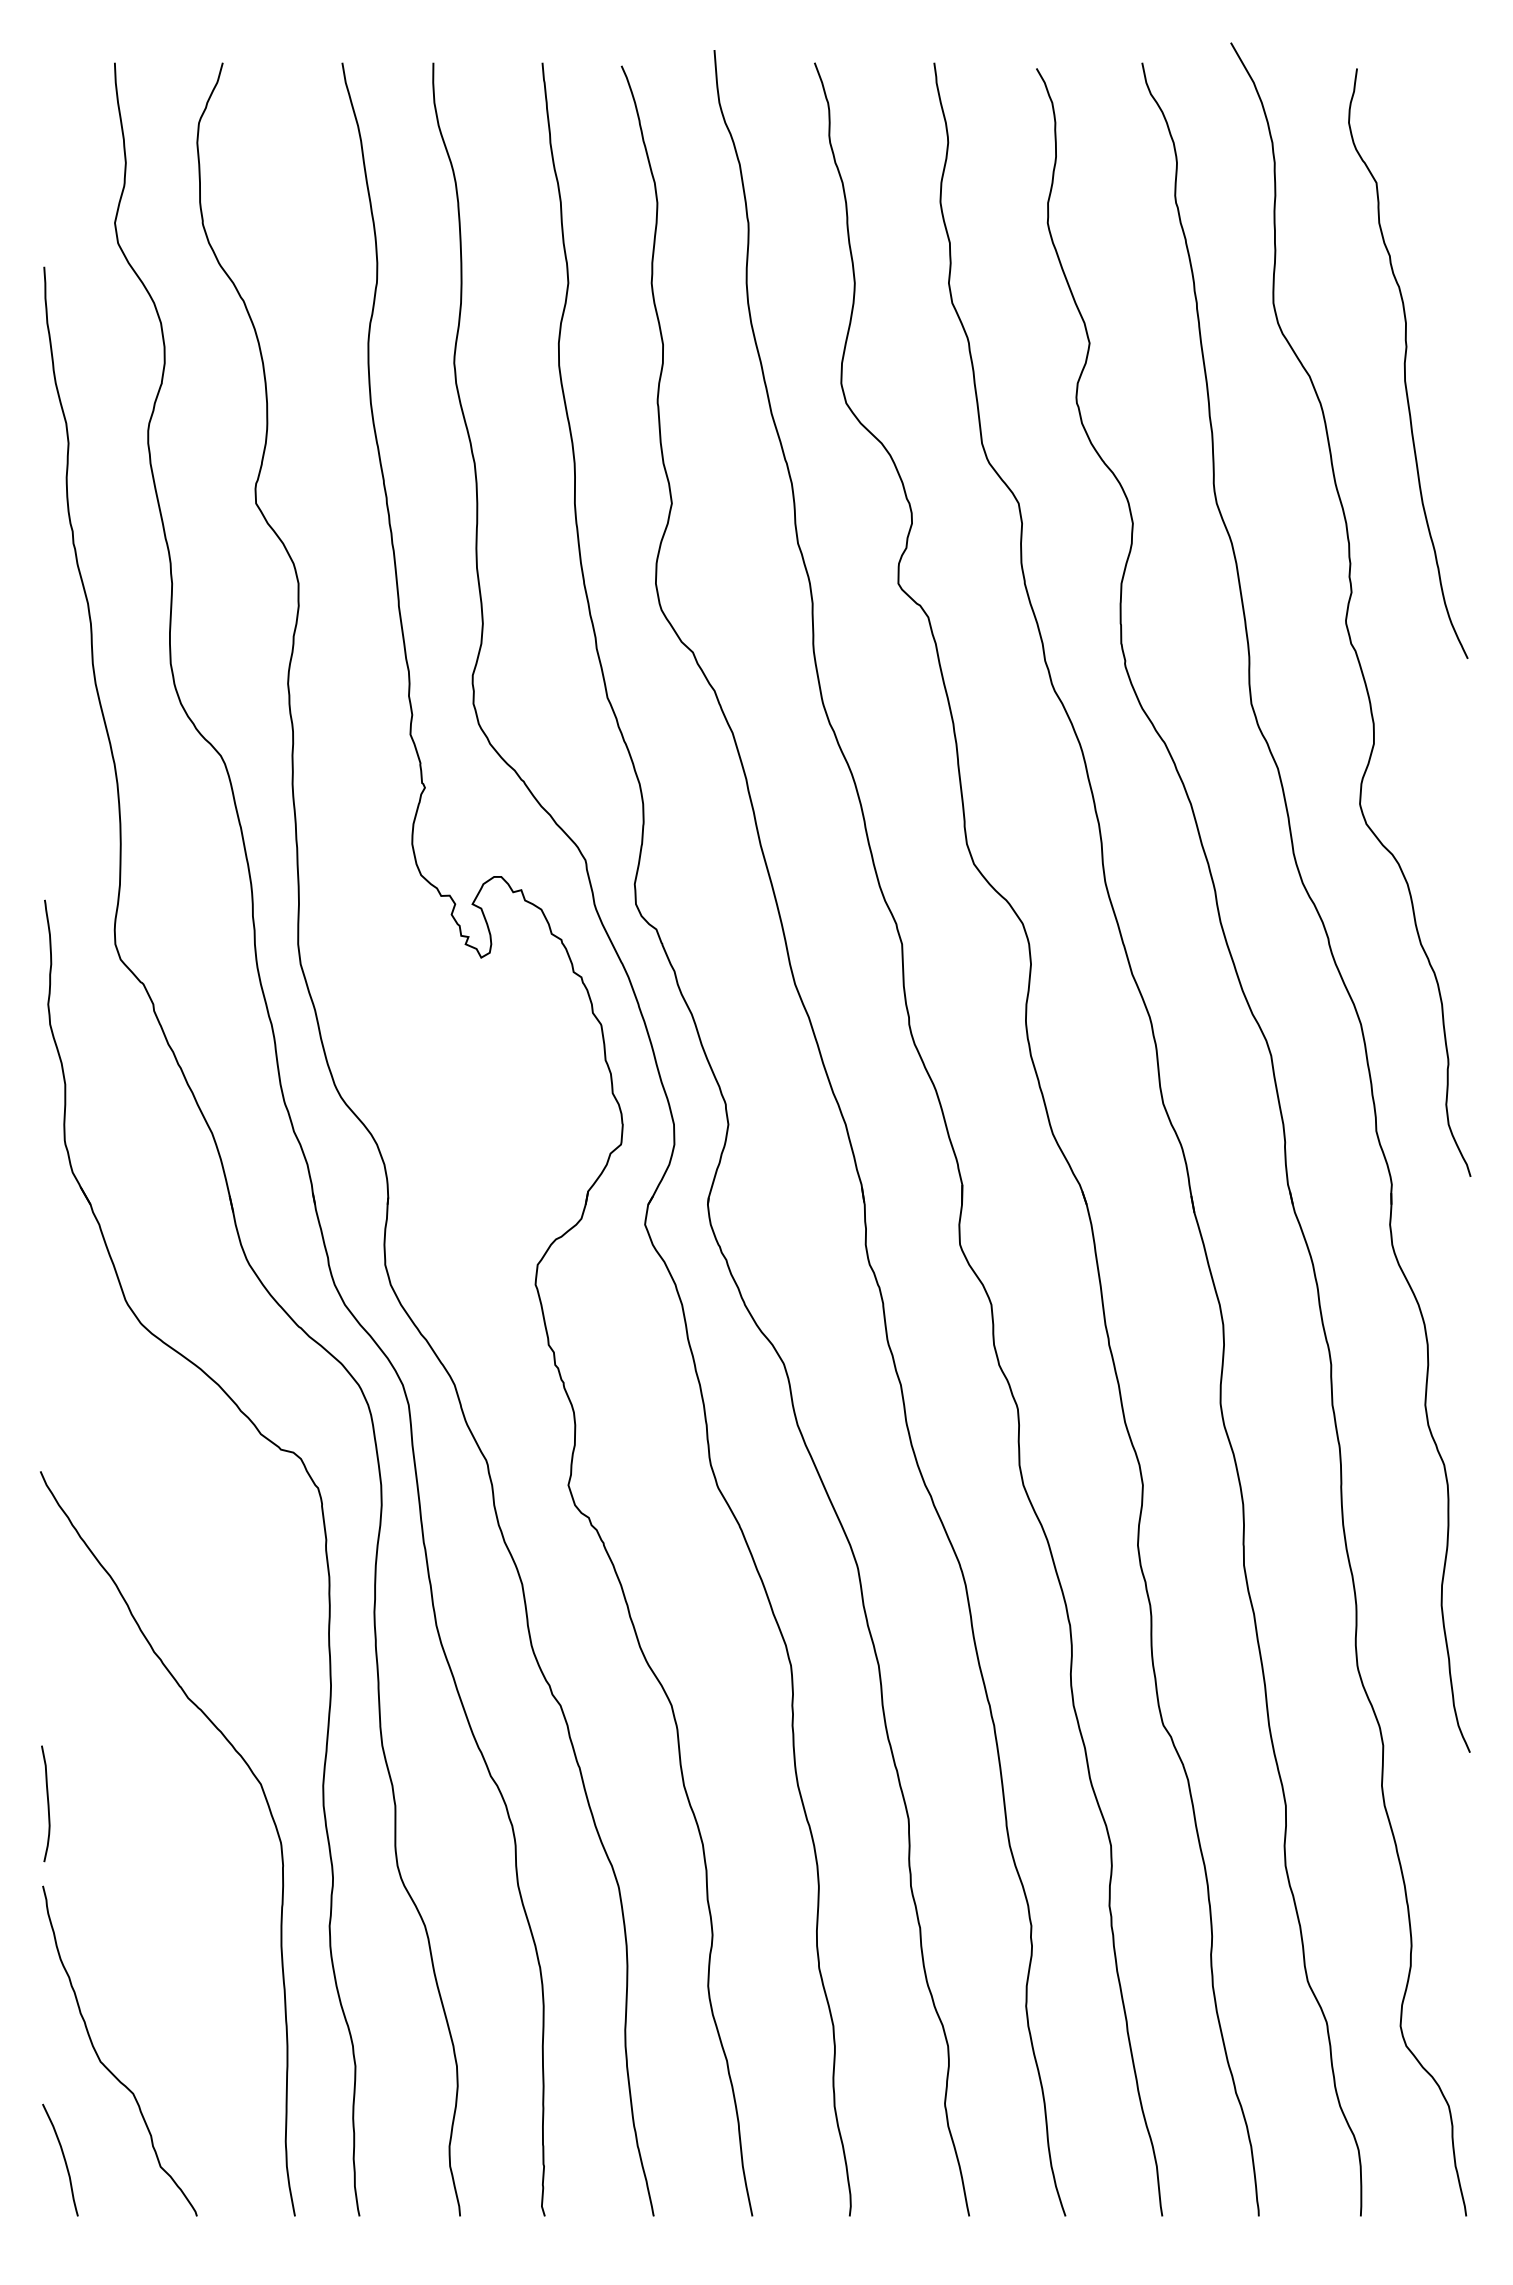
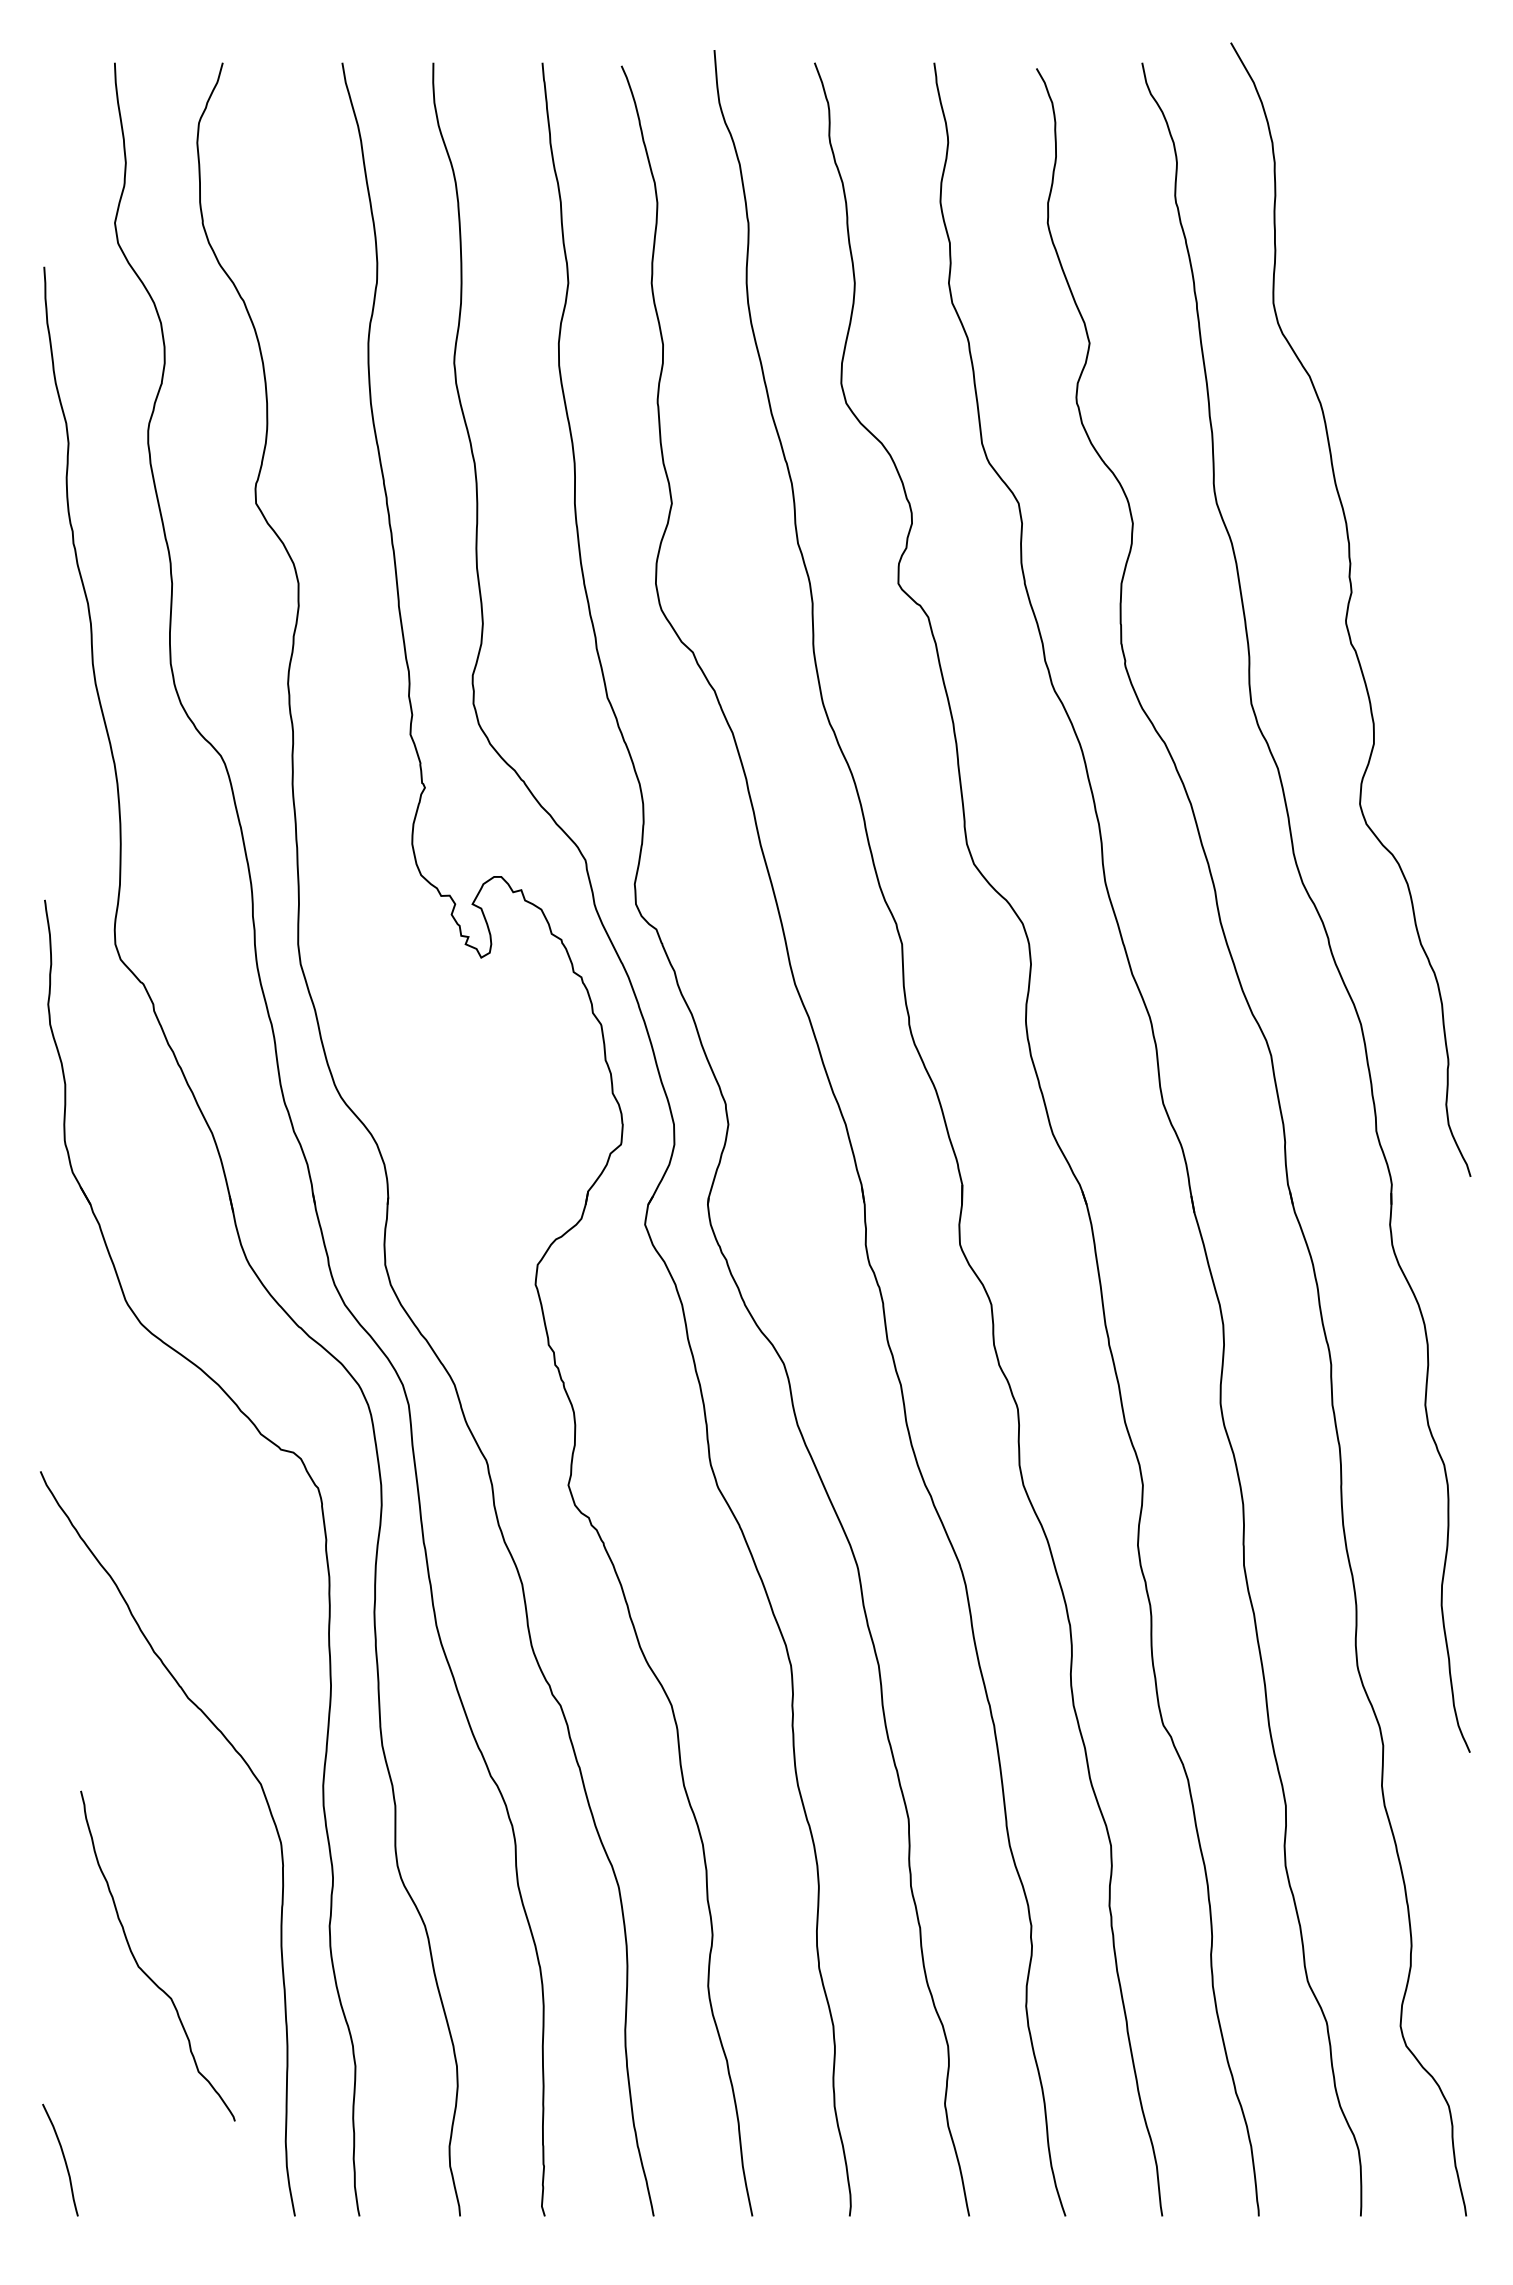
curve: present -> none (1405, 363)
curve: present -> none (47, 1803)
curve position: (104, 2064) -> (142, 1969) (142, 1969)
